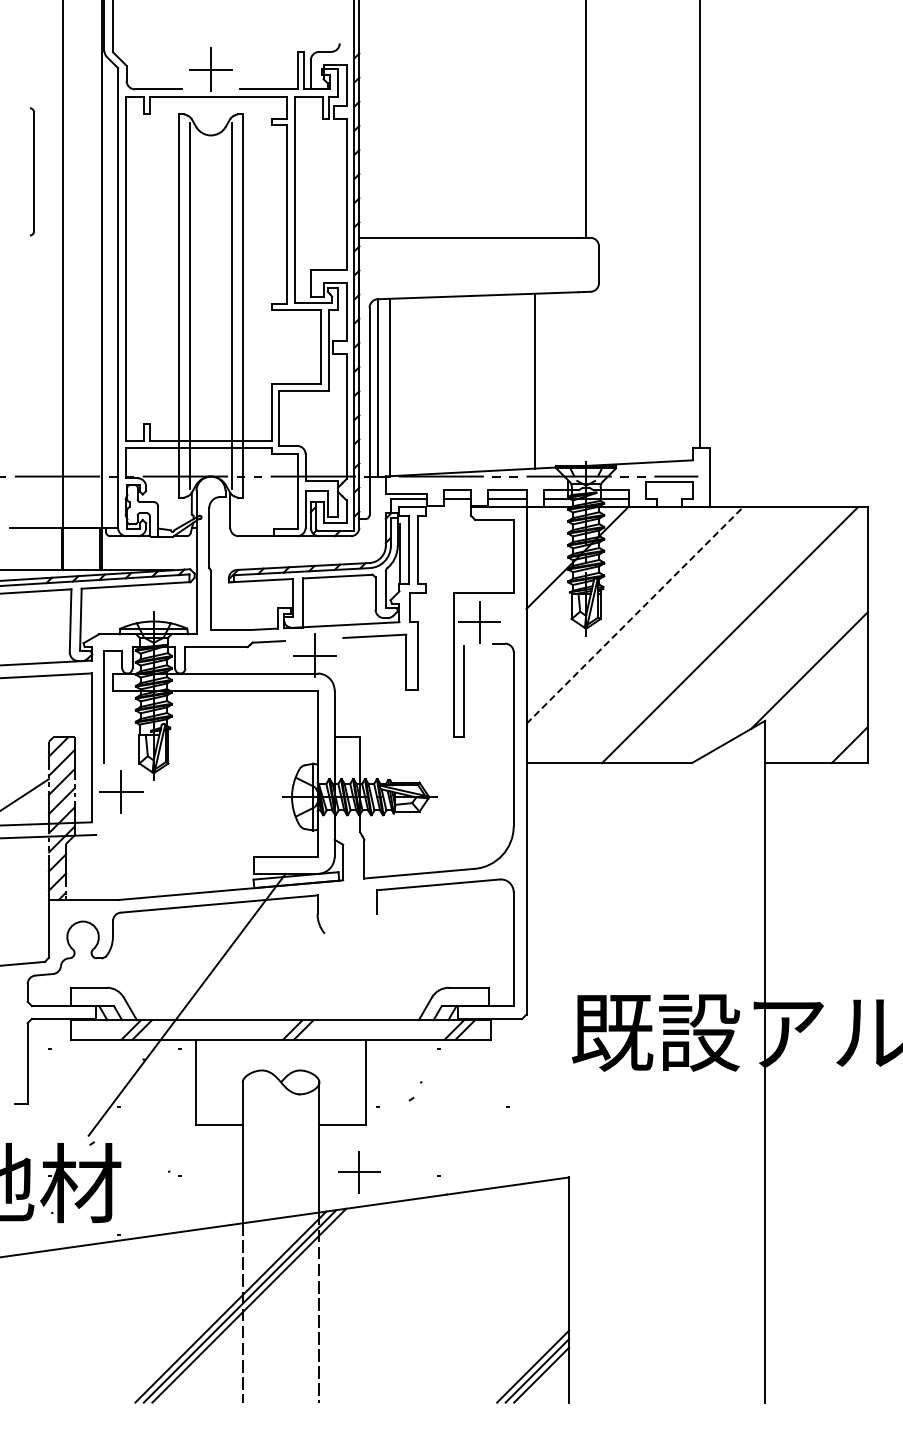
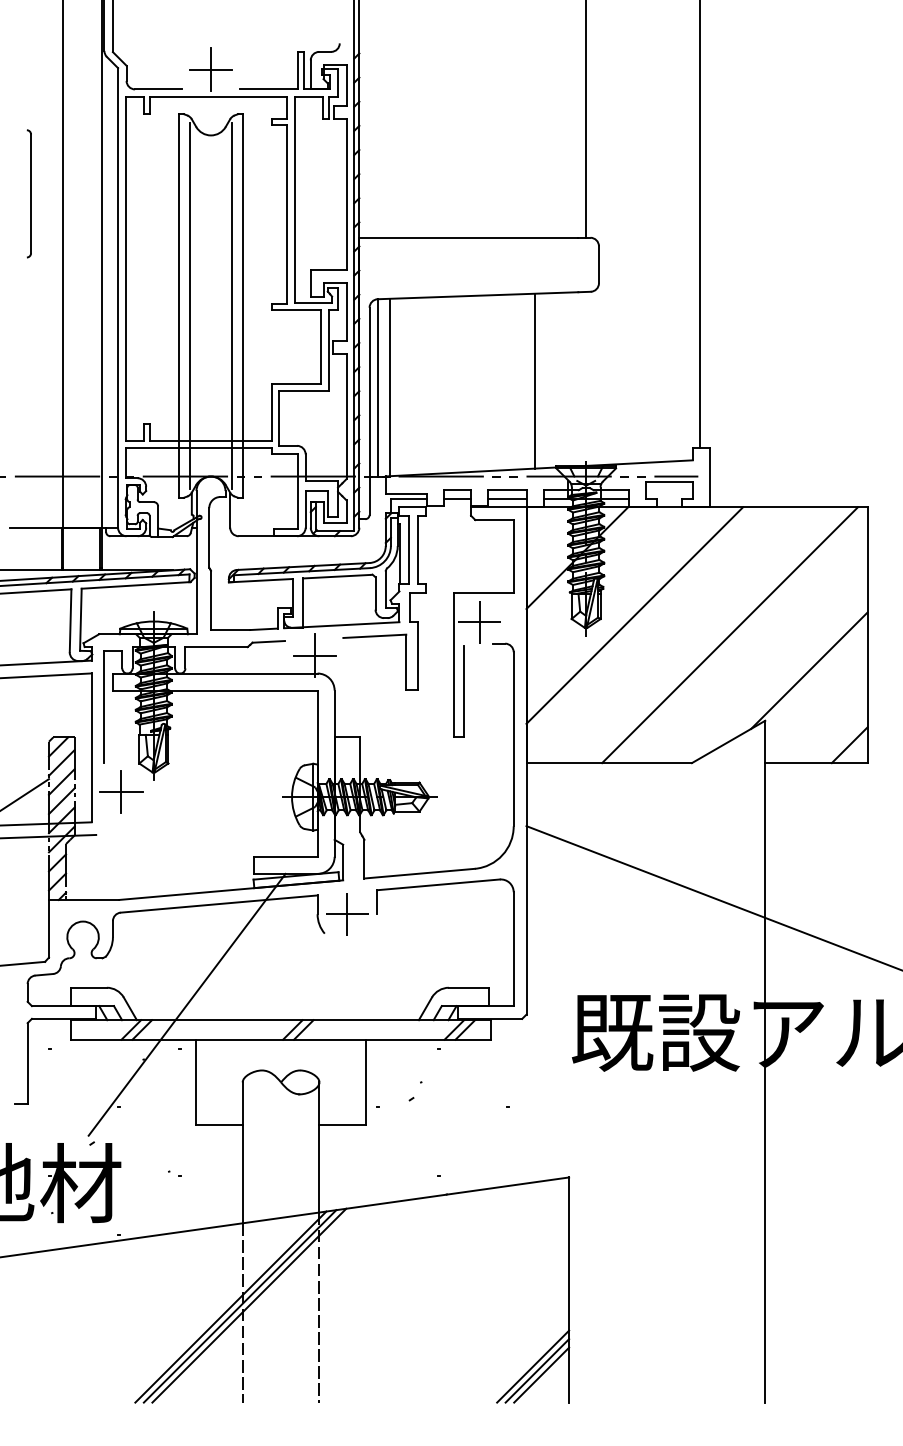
part position: (31, 171) -> (28, 193) (28, 193)
line: dashed -> solid (635, 615)
line: none -> present (712, 897)
part position: (359, 1172) -> (347, 914) (347, 914)
